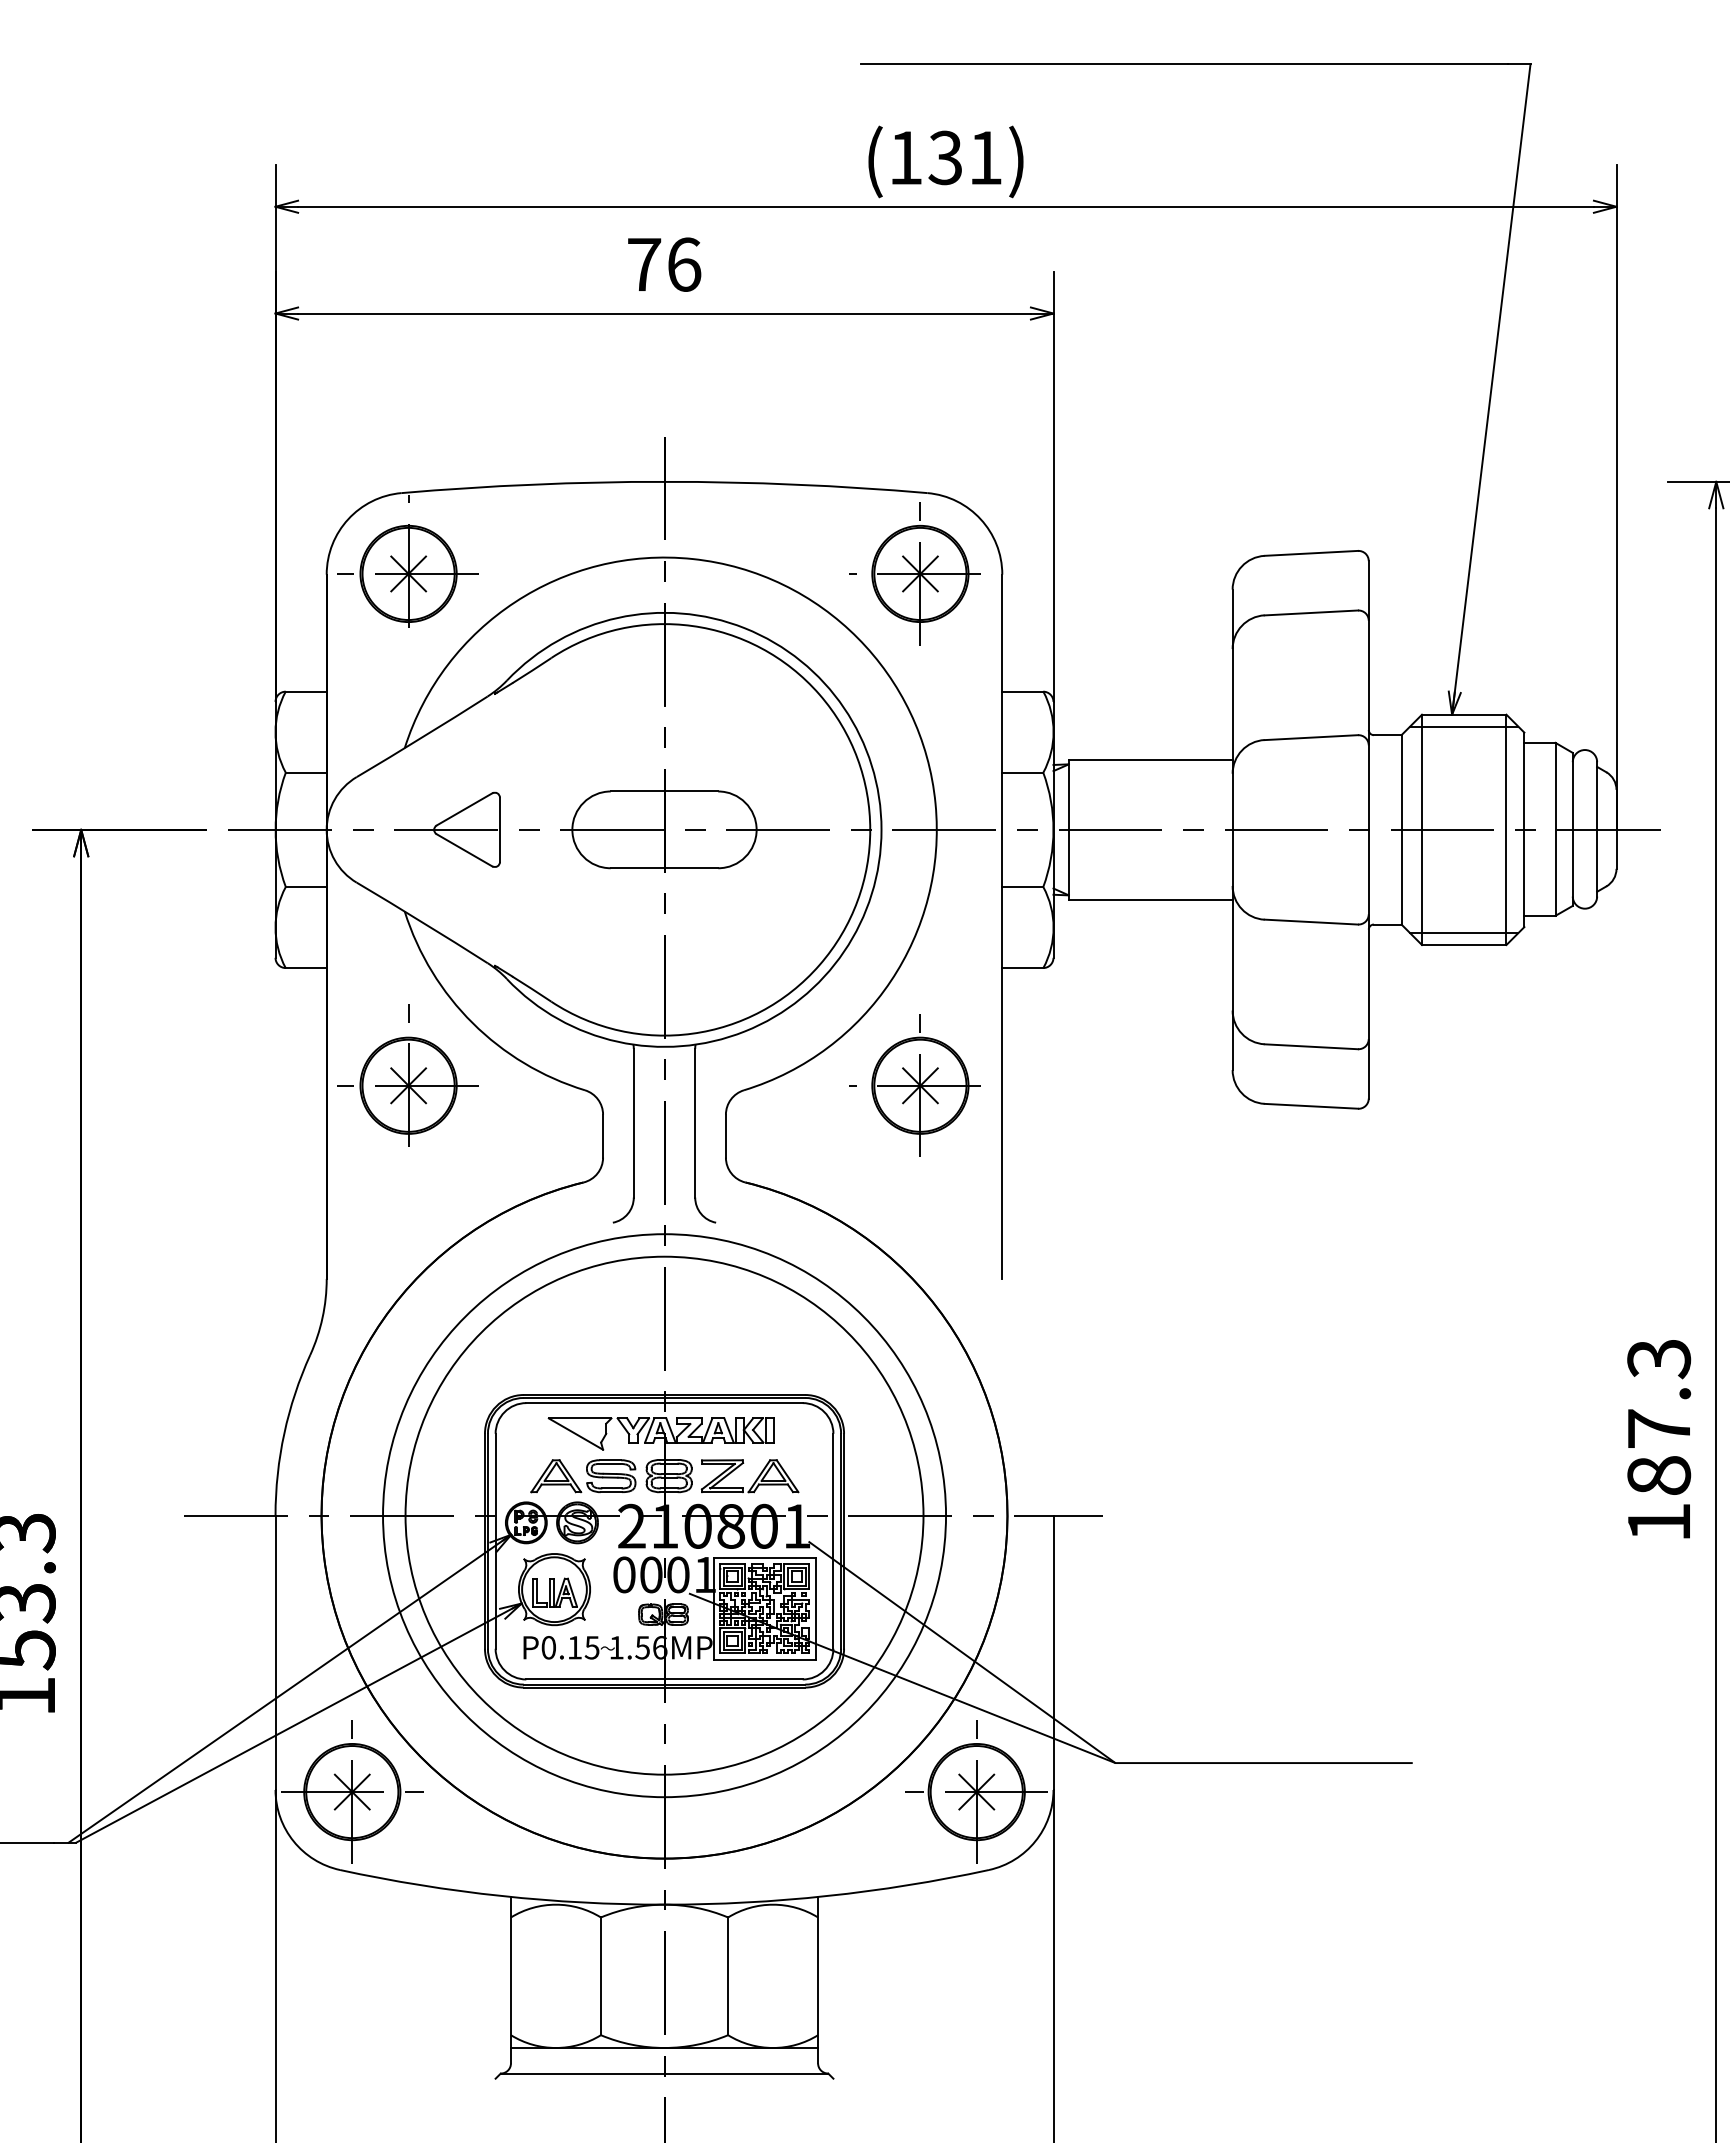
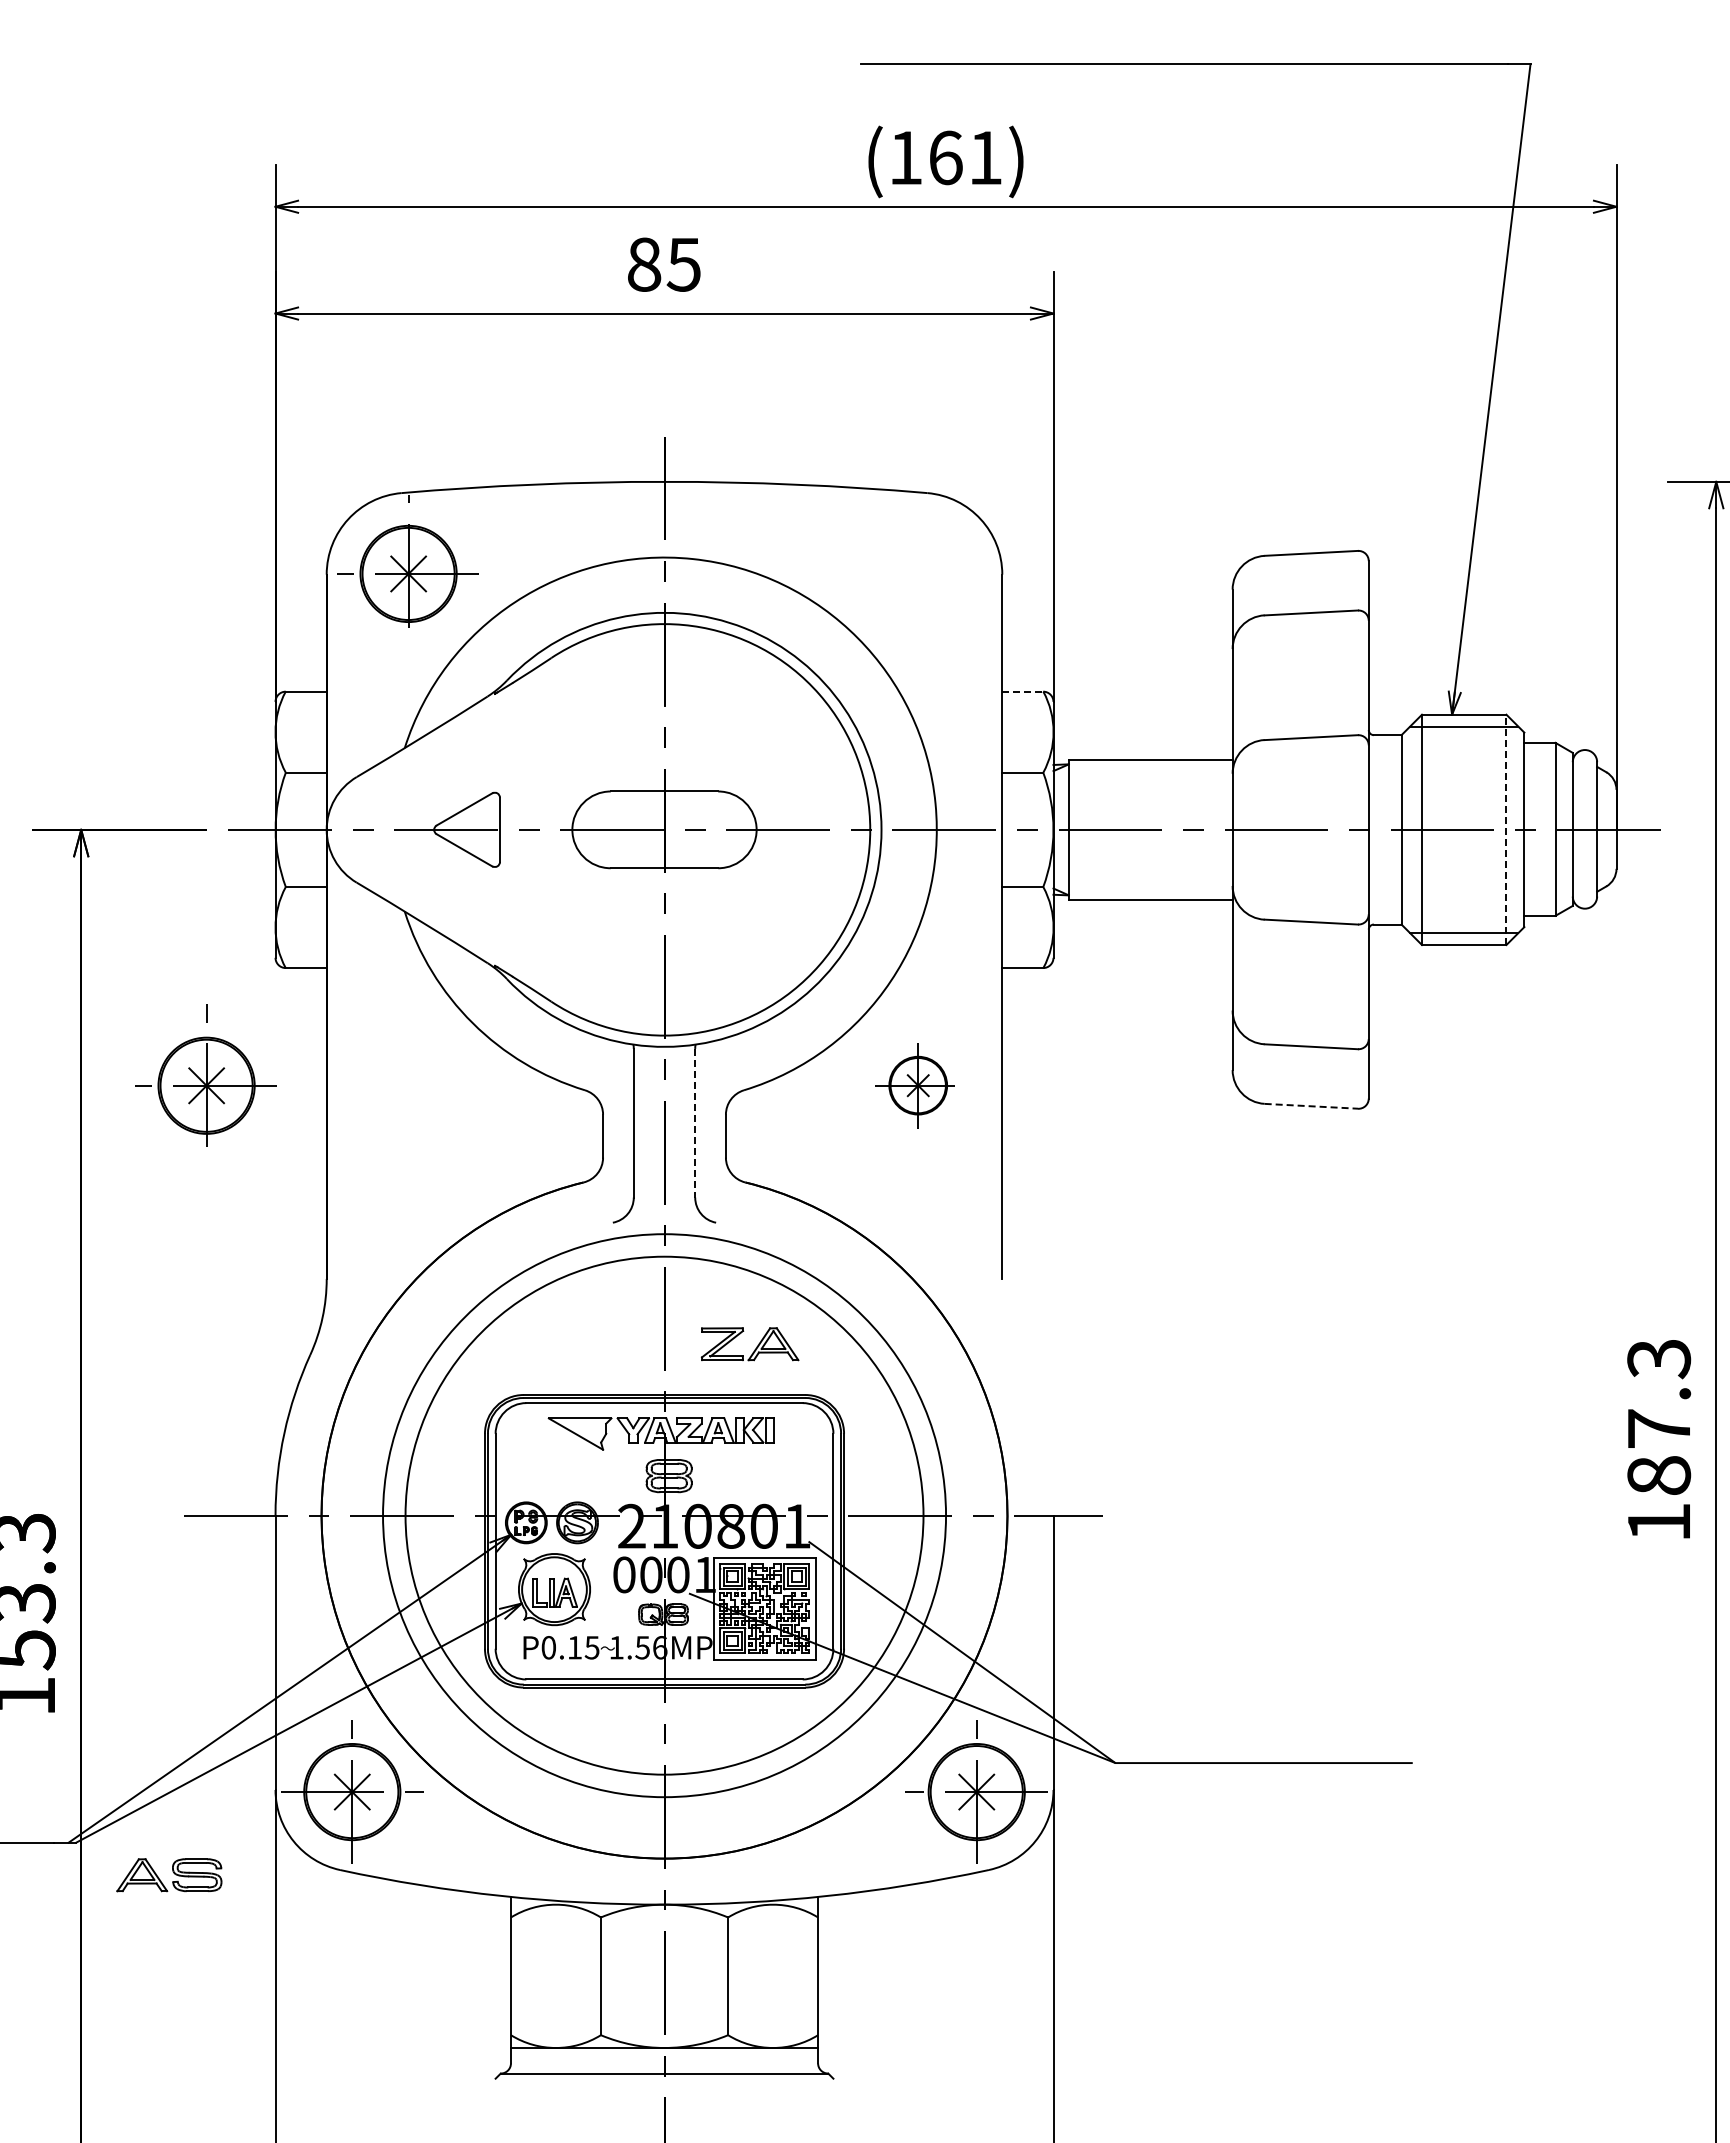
text: (131) -> (161) (945, 157)
text: 76 -> 85 (664, 264)
part: present -> none (914, 573)
line: solid -> dashed (1023, 691)
line: solid -> dashed (1506, 829)
part position: (407, 1075) -> (205, 1075) (205, 1075)
part size: 132x143 px -> 80x86 px (914, 1085)
line: solid -> dashed (1311, 1106)
line: solid -> dashed (695, 1123)
part position: (583, 1476) -> (169, 1875) (169, 1875)
part position: (754, 1481) -> (754, 1349) (754, 1349)
